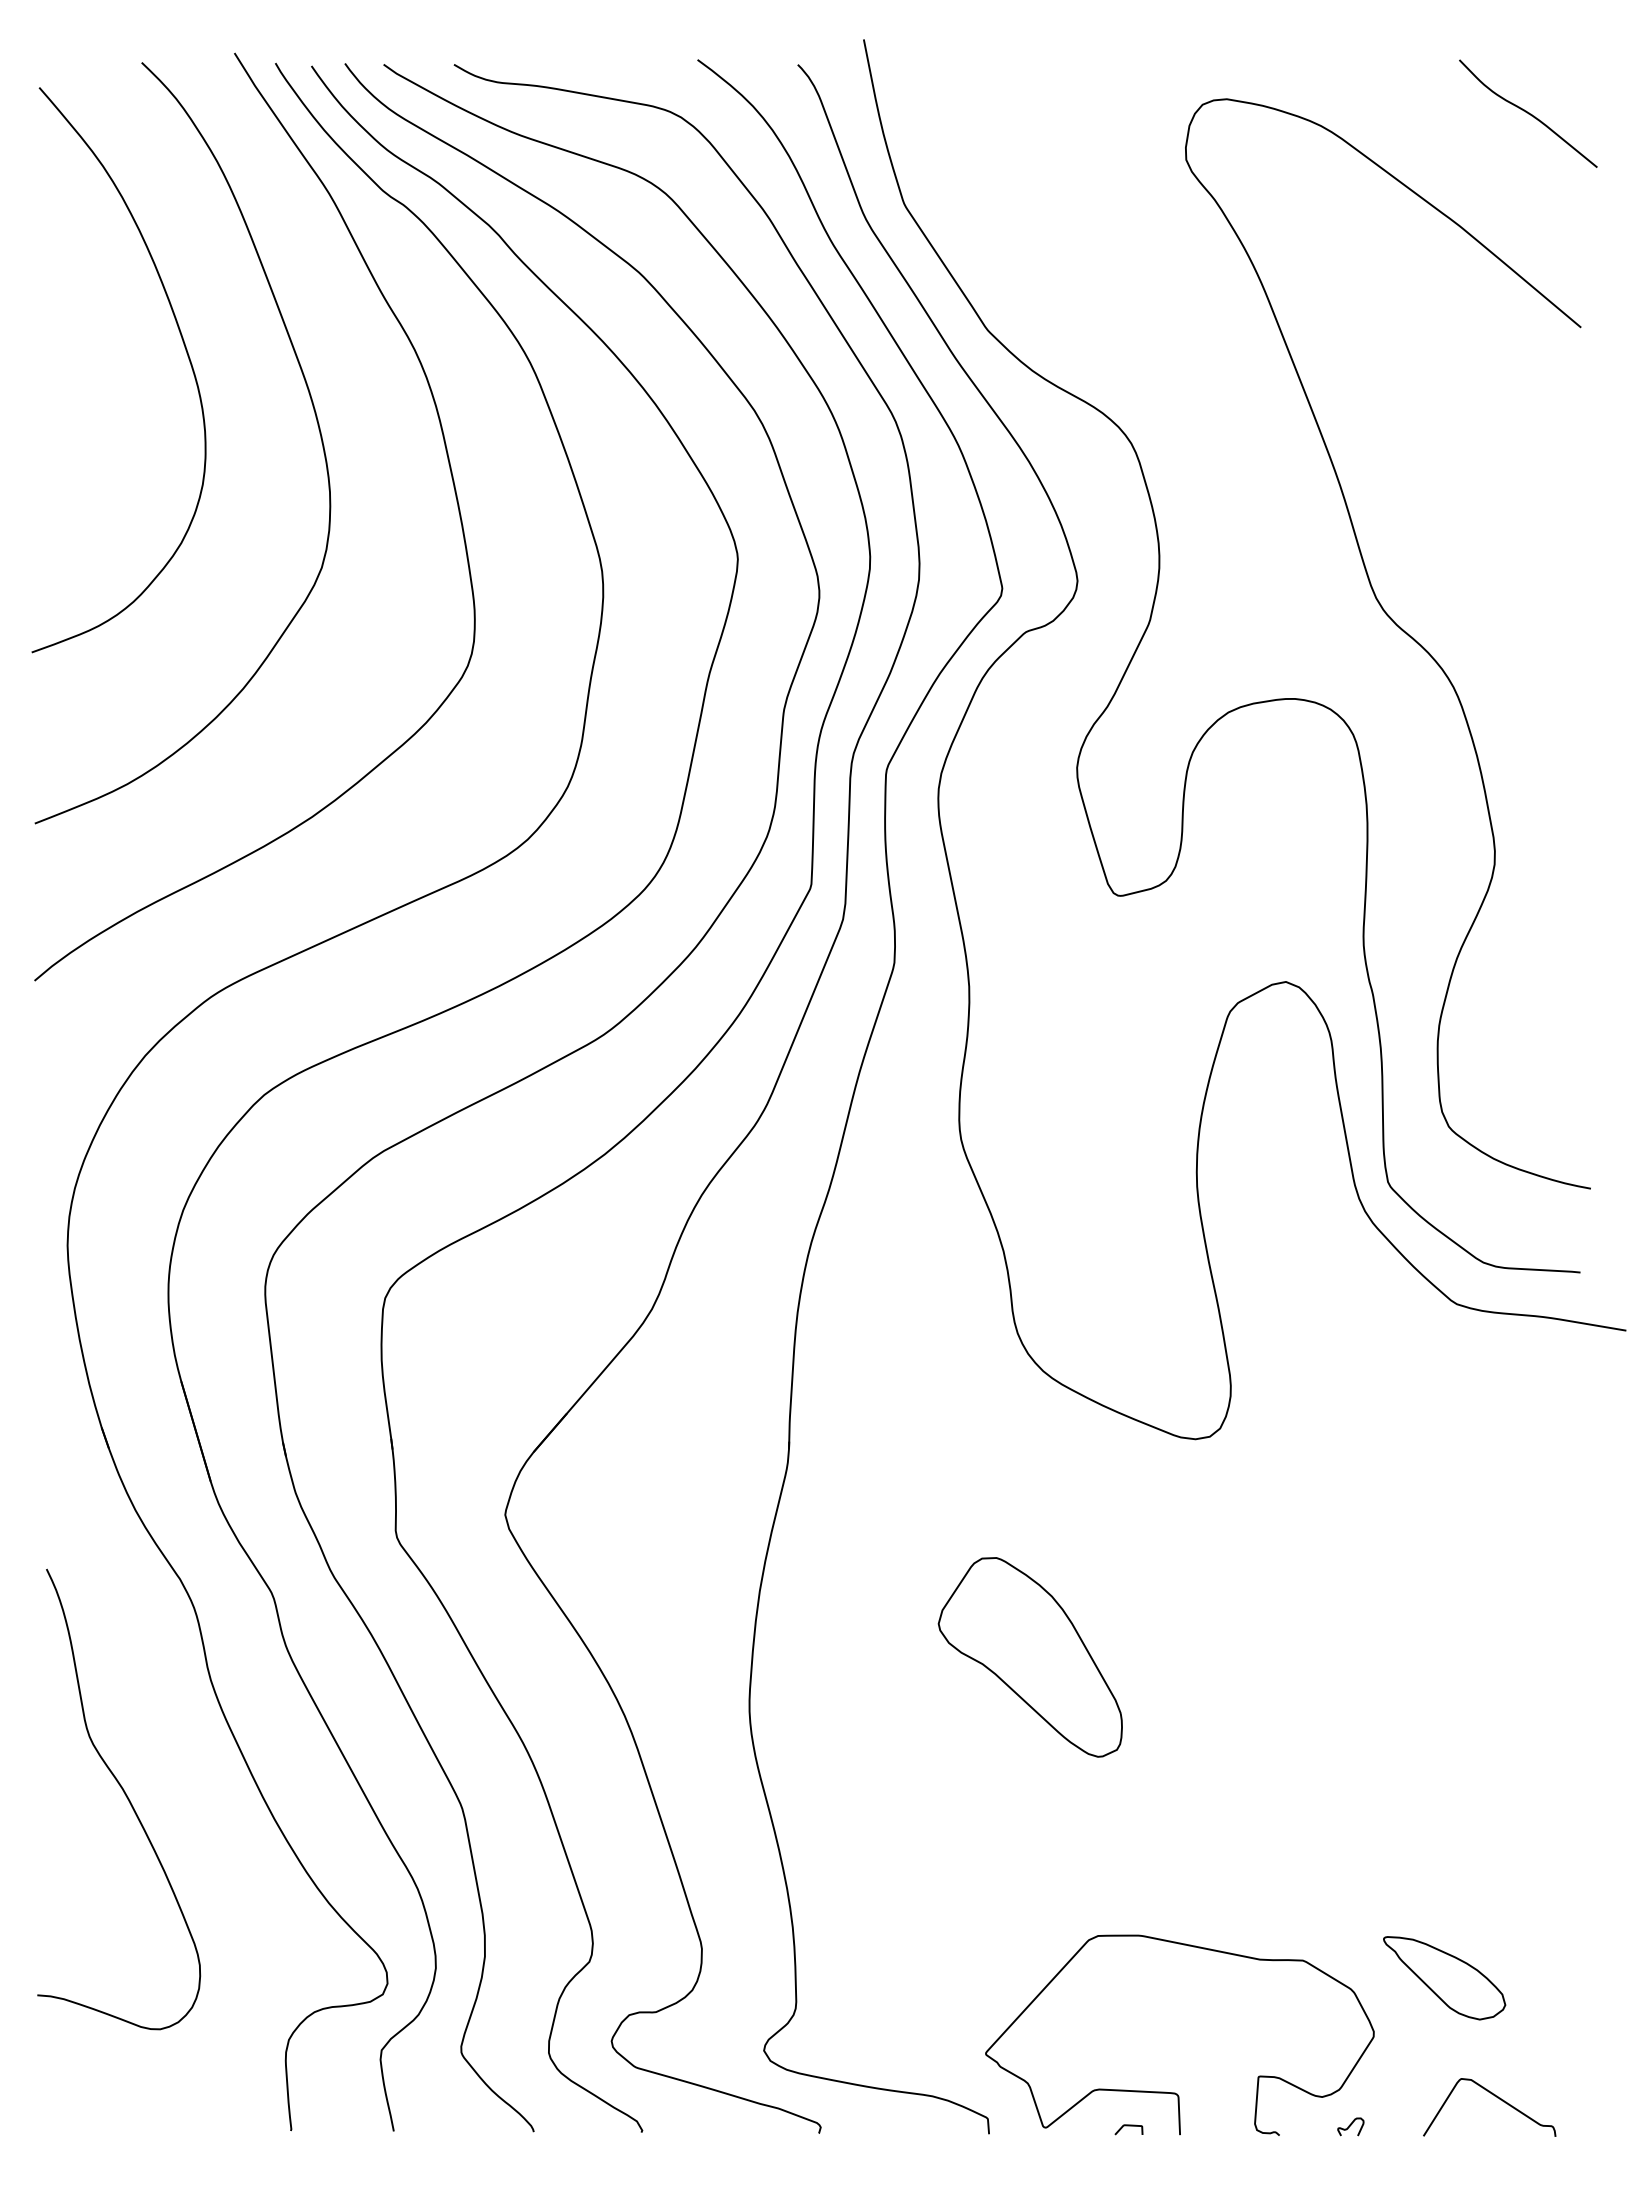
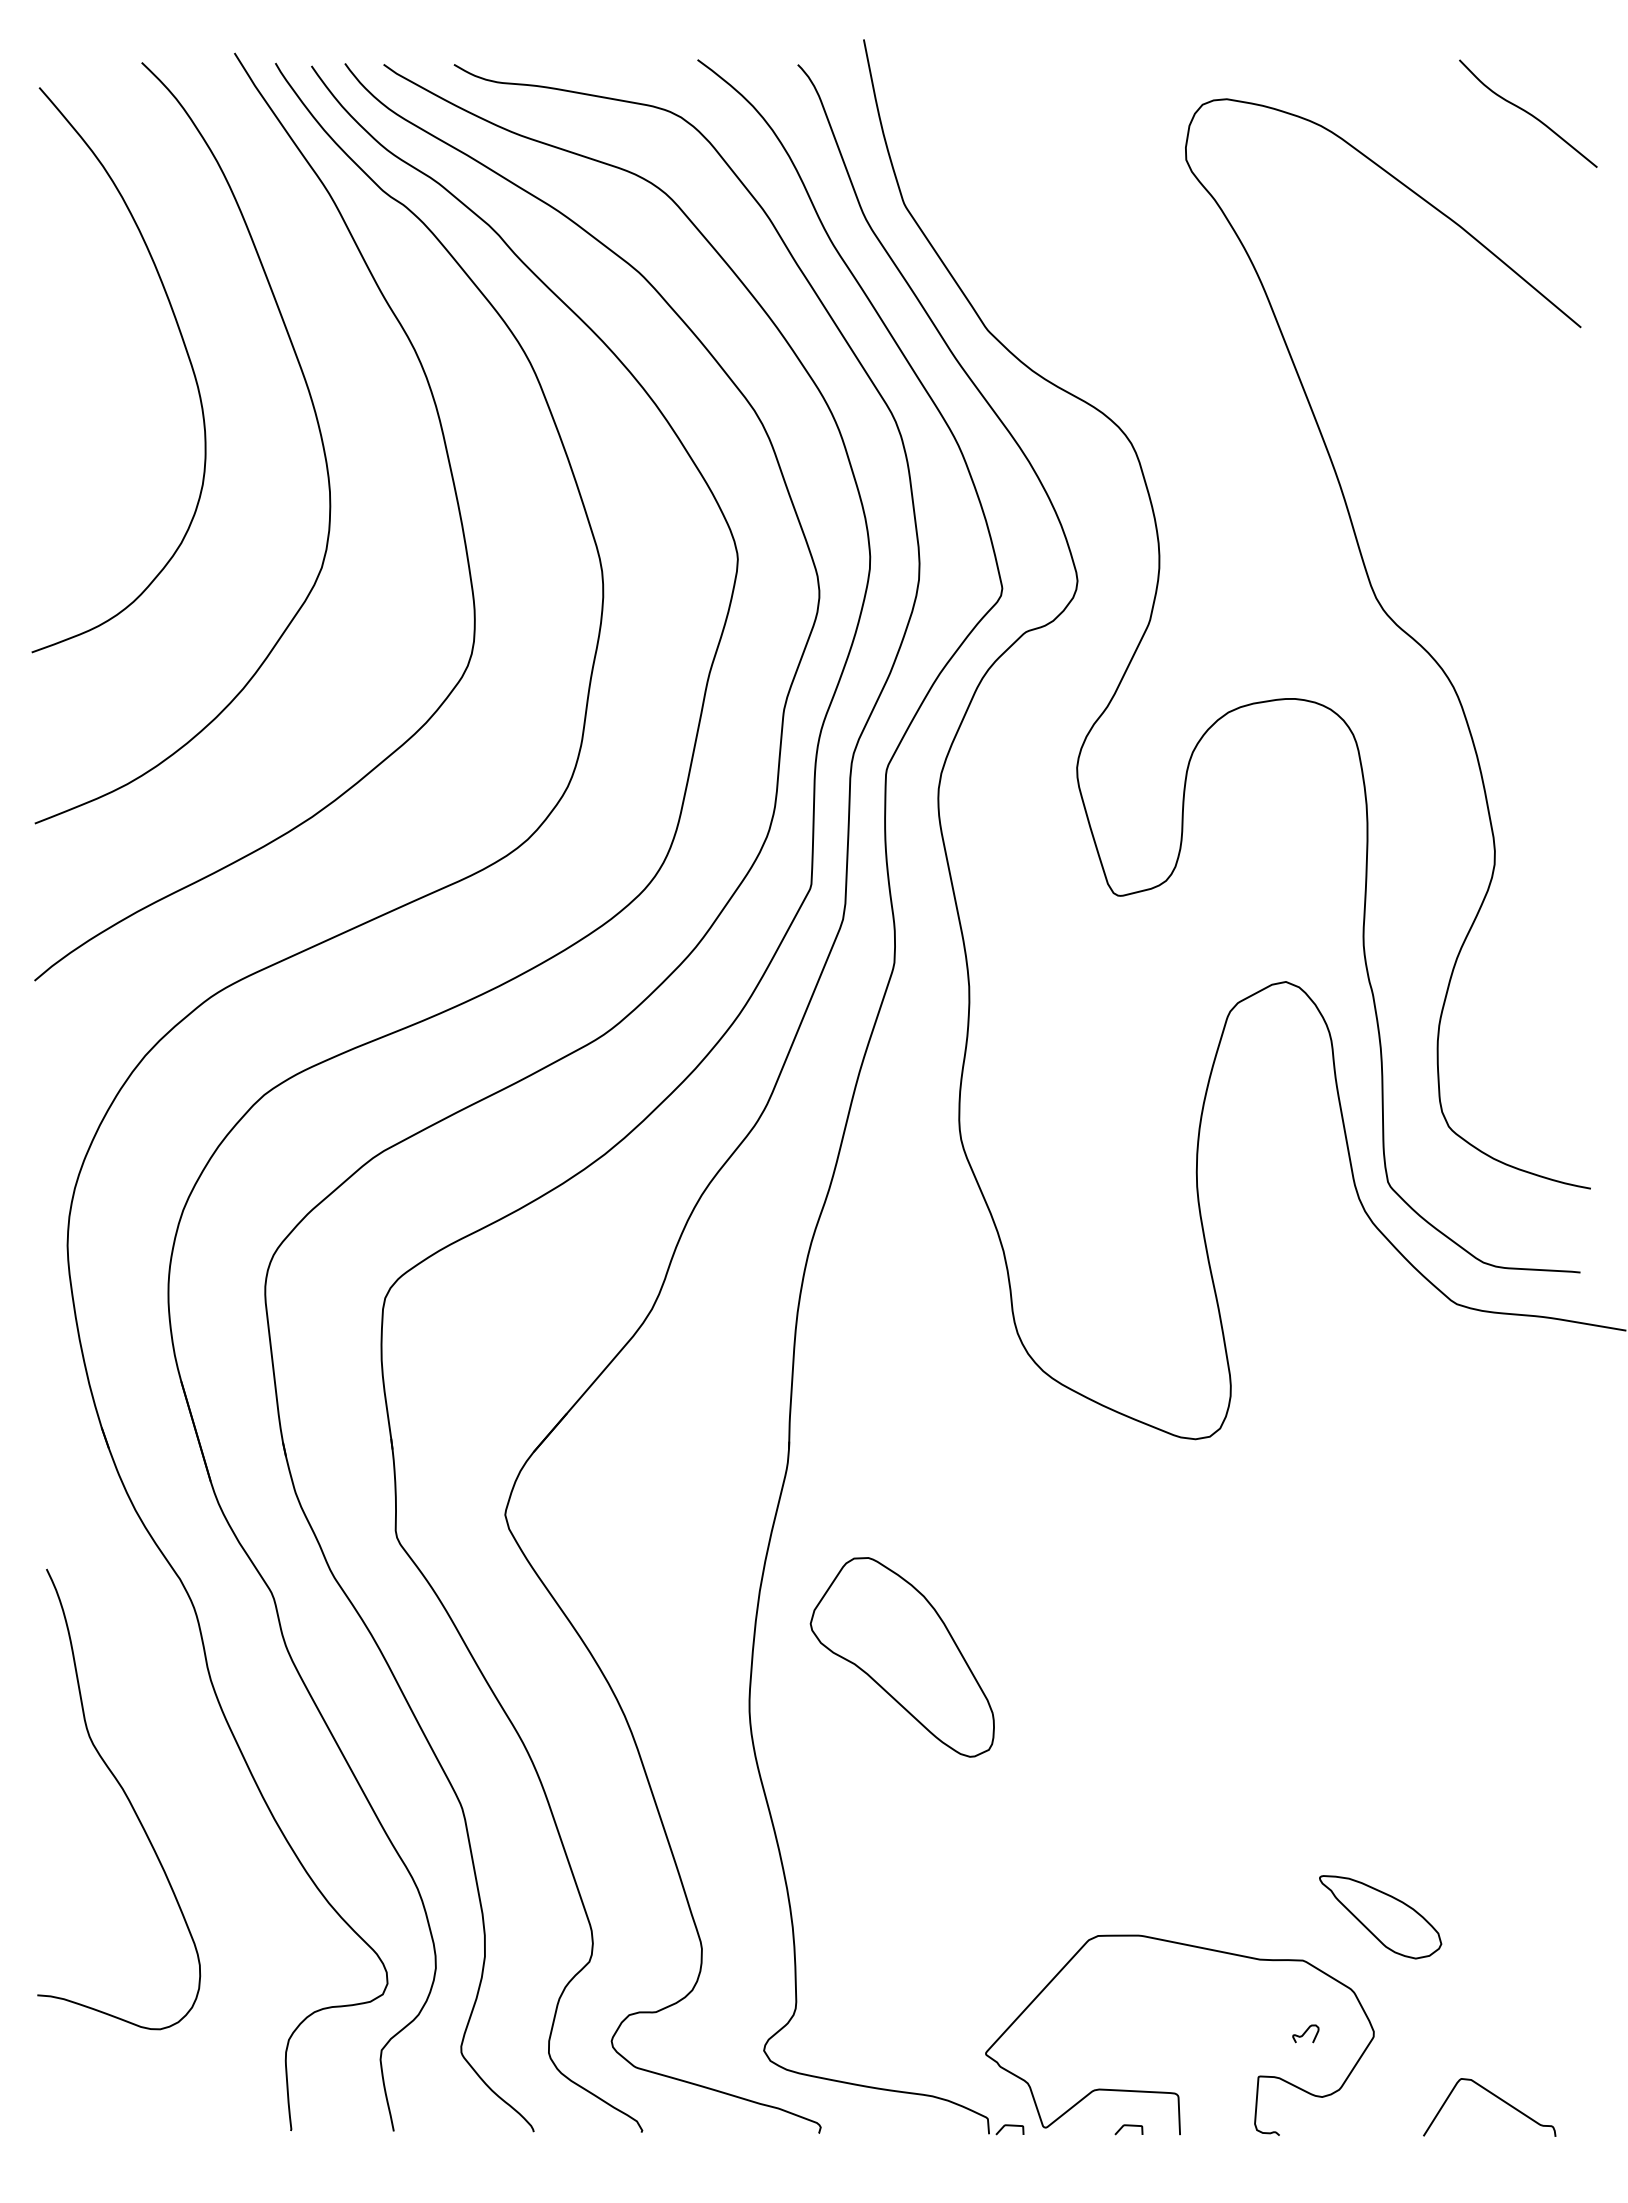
part position: (1029, 1657) -> (901, 1657) (901, 1657)
part position: (1444, 1978) -> (1380, 1917) (1380, 1917)
curve: none -> present (1009, 2126)
curve position: (1350, 2126) -> (1305, 2033) (1305, 2033)
